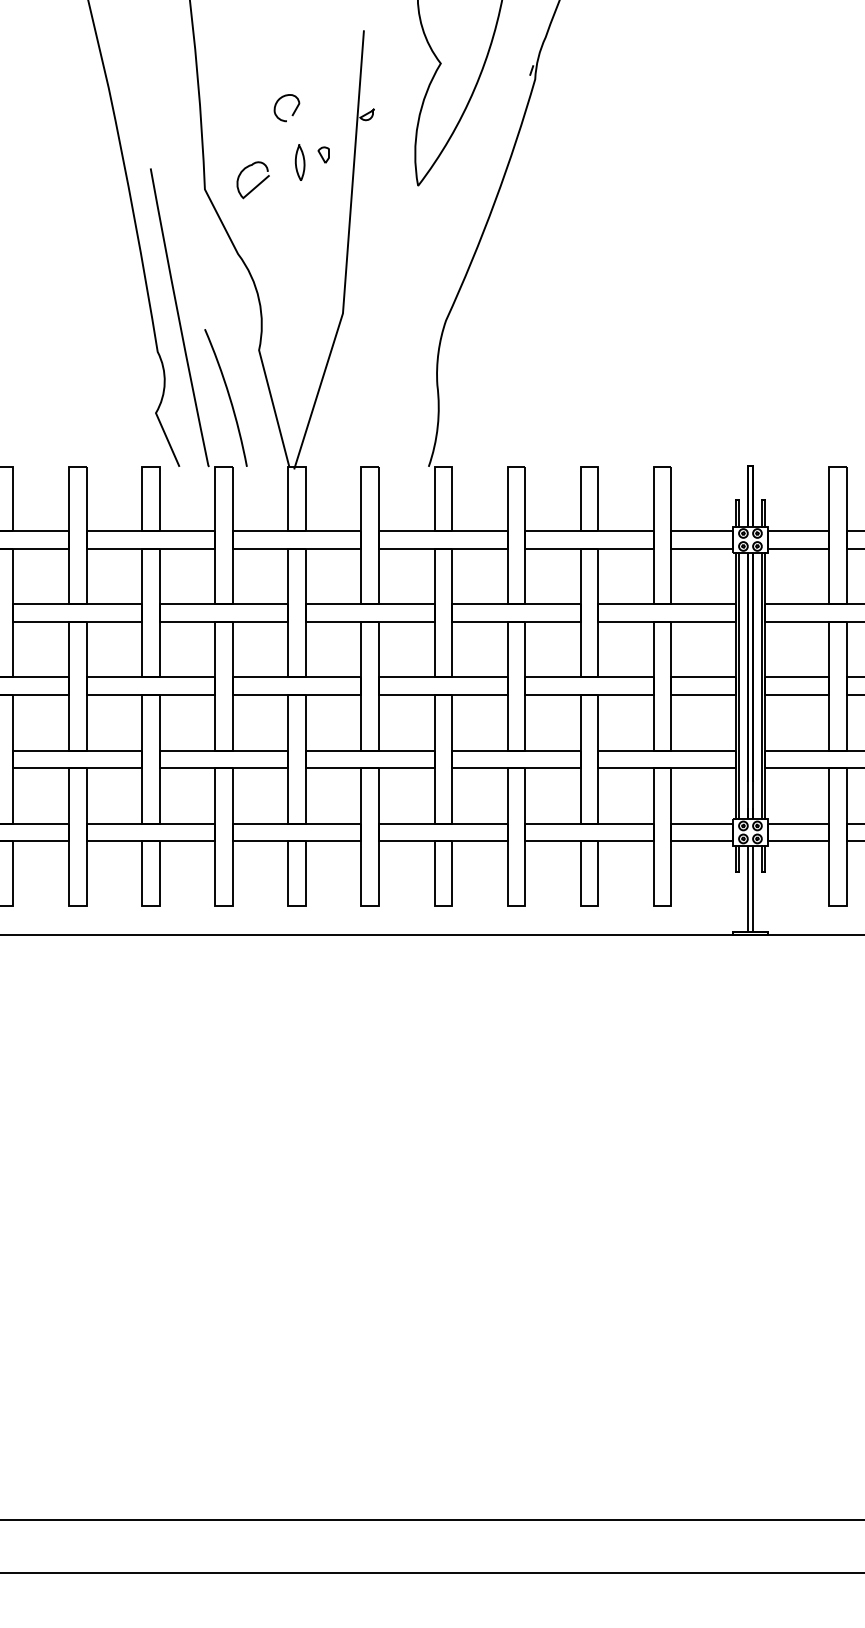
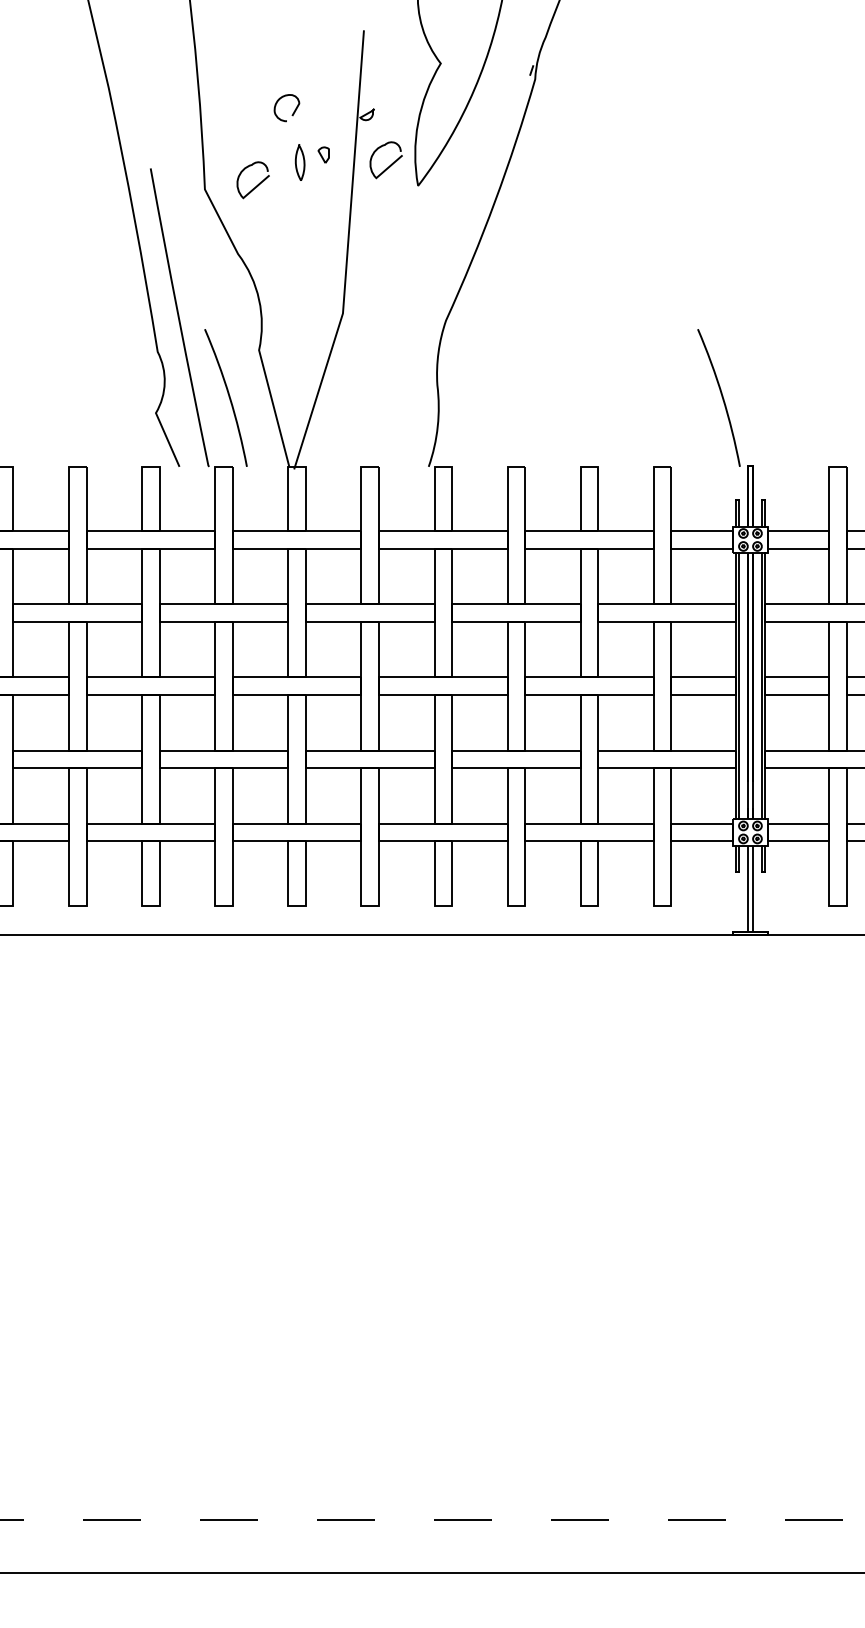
curve: none -> present (390, 164)
curve: none -> present (721, 397)
line: solid -> dashed (431, 1519)
